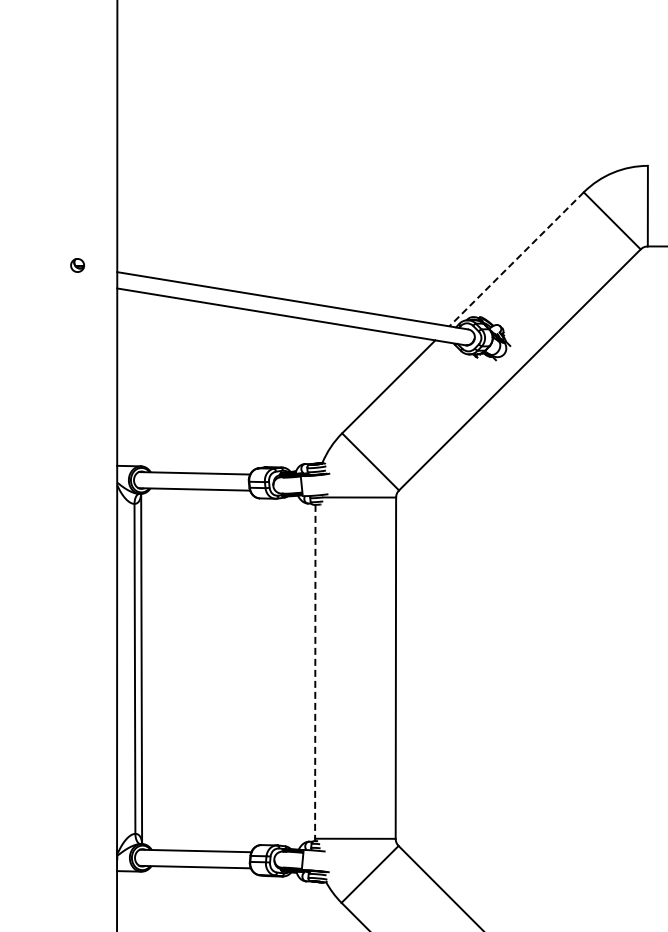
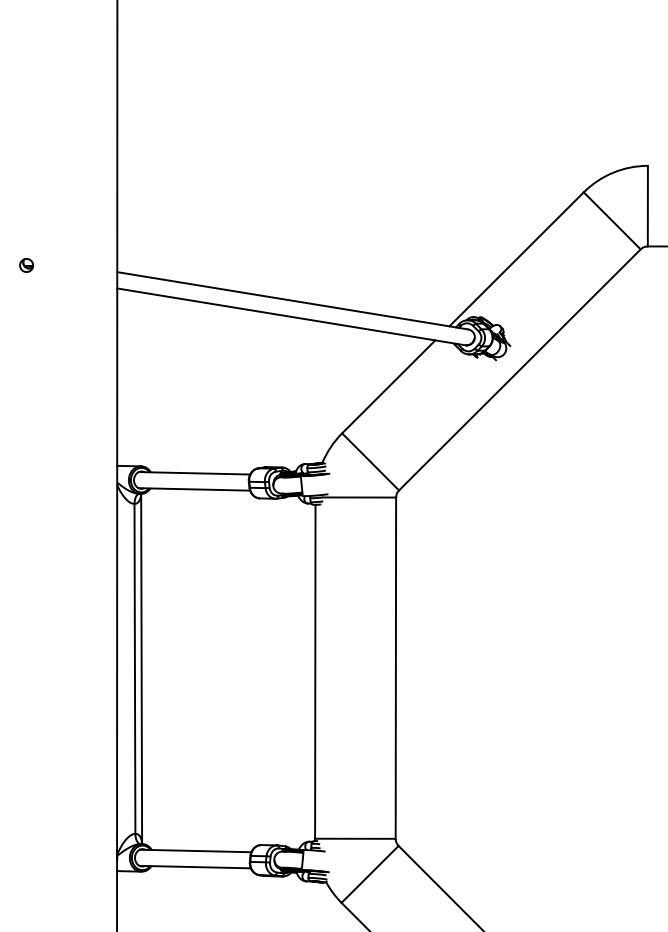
line: dashed -> solid (516, 259)
part position: (77, 265) -> (26, 265) (26, 265)
line: dashed -> solid (315, 671)
